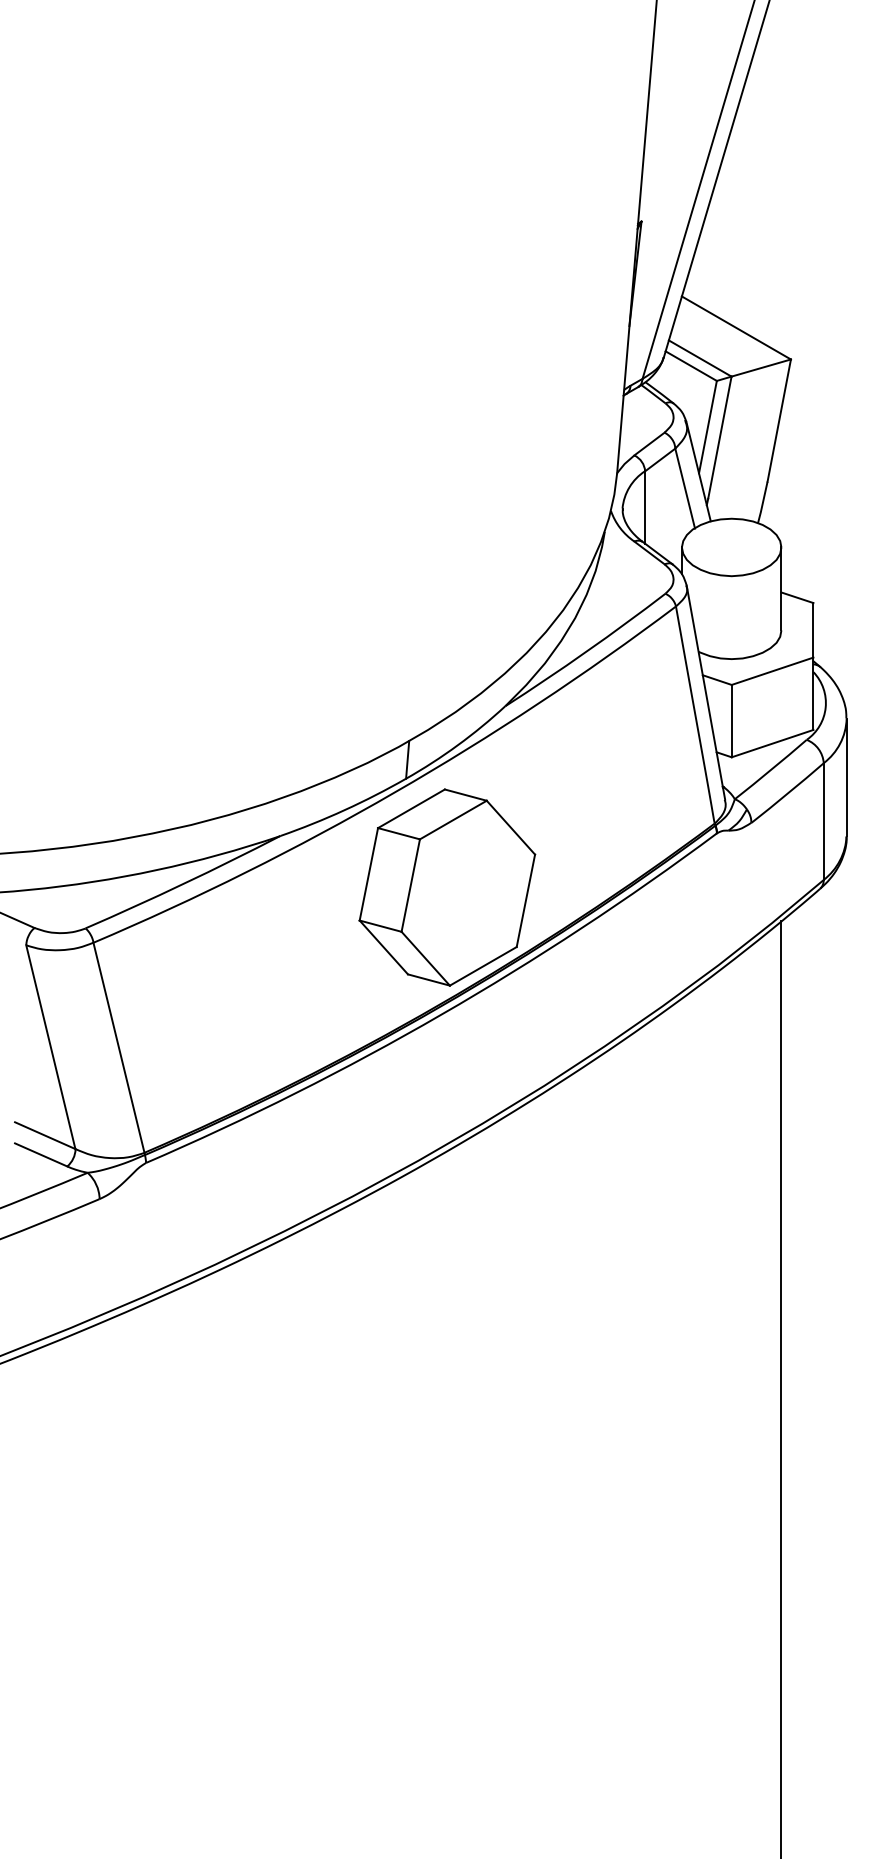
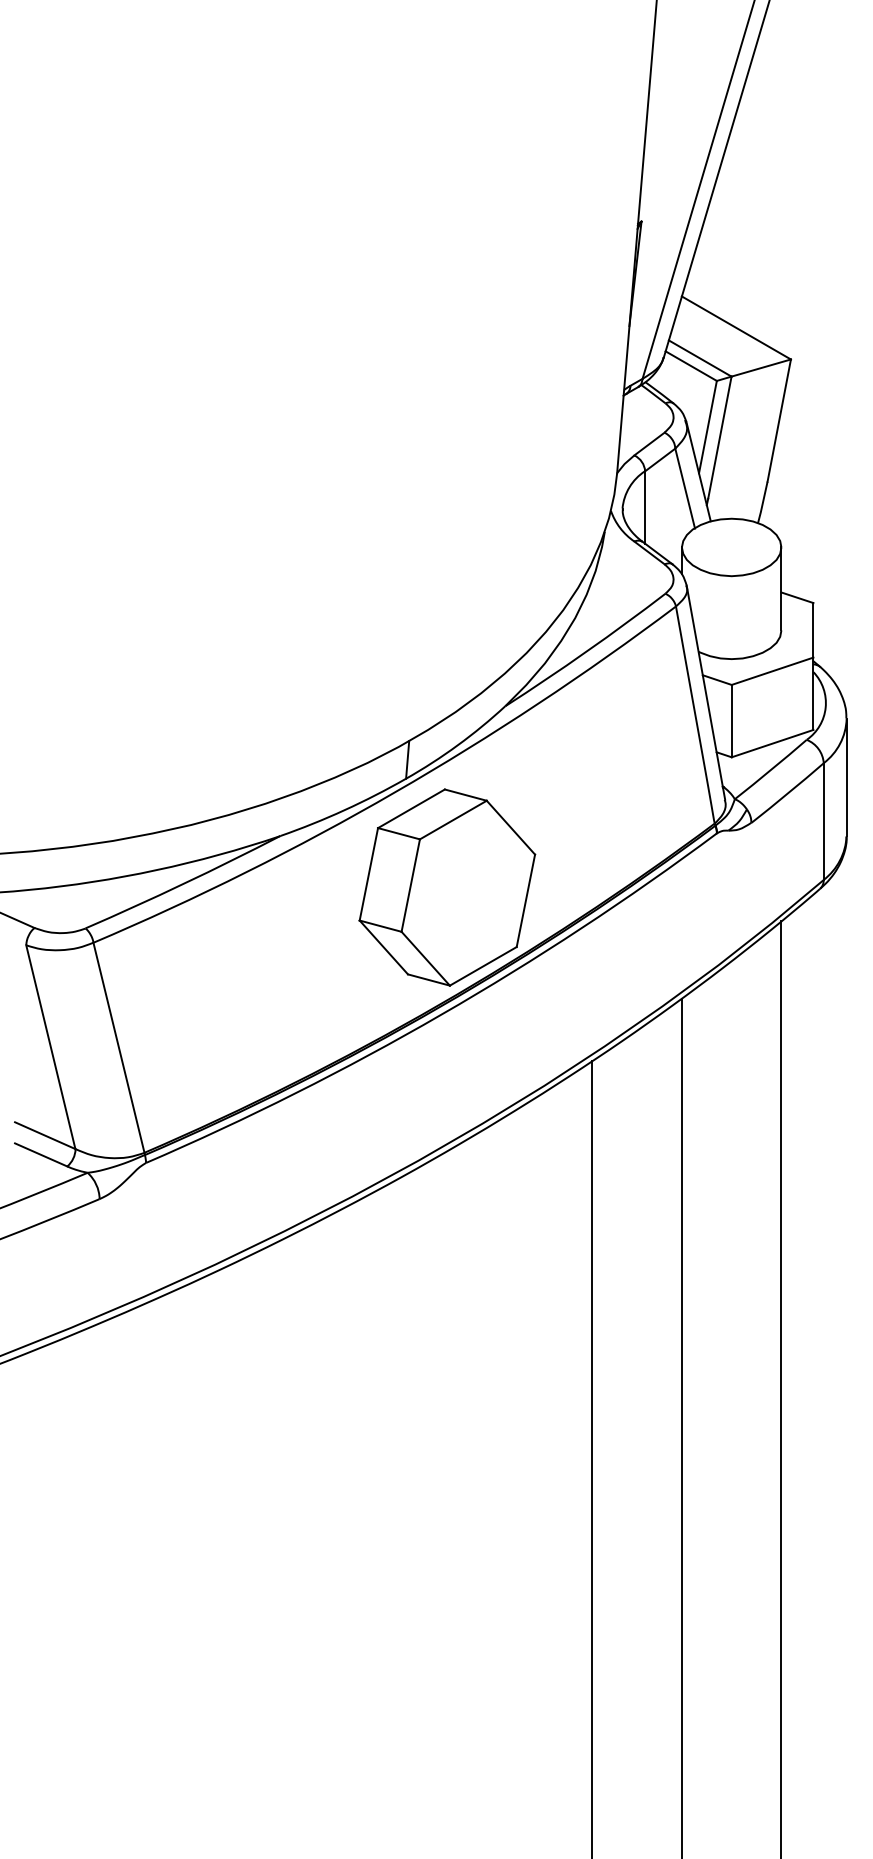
line: none -> present (681, 1426)
line: none -> present (592, 1458)
